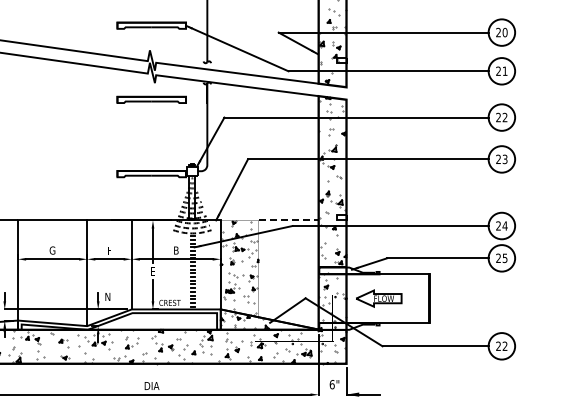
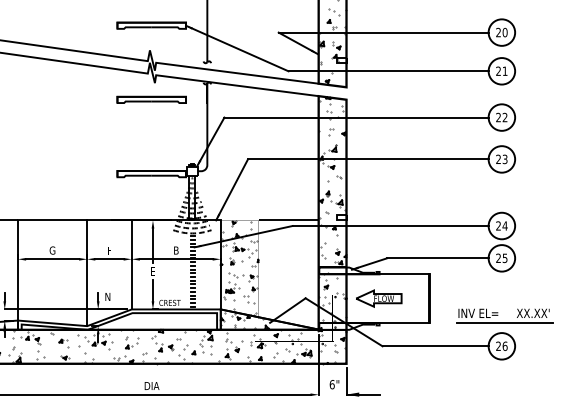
line: dashed -> solid (289, 220)
part: none -> present (504, 315)
text: 22 -> 26 (504, 345)
